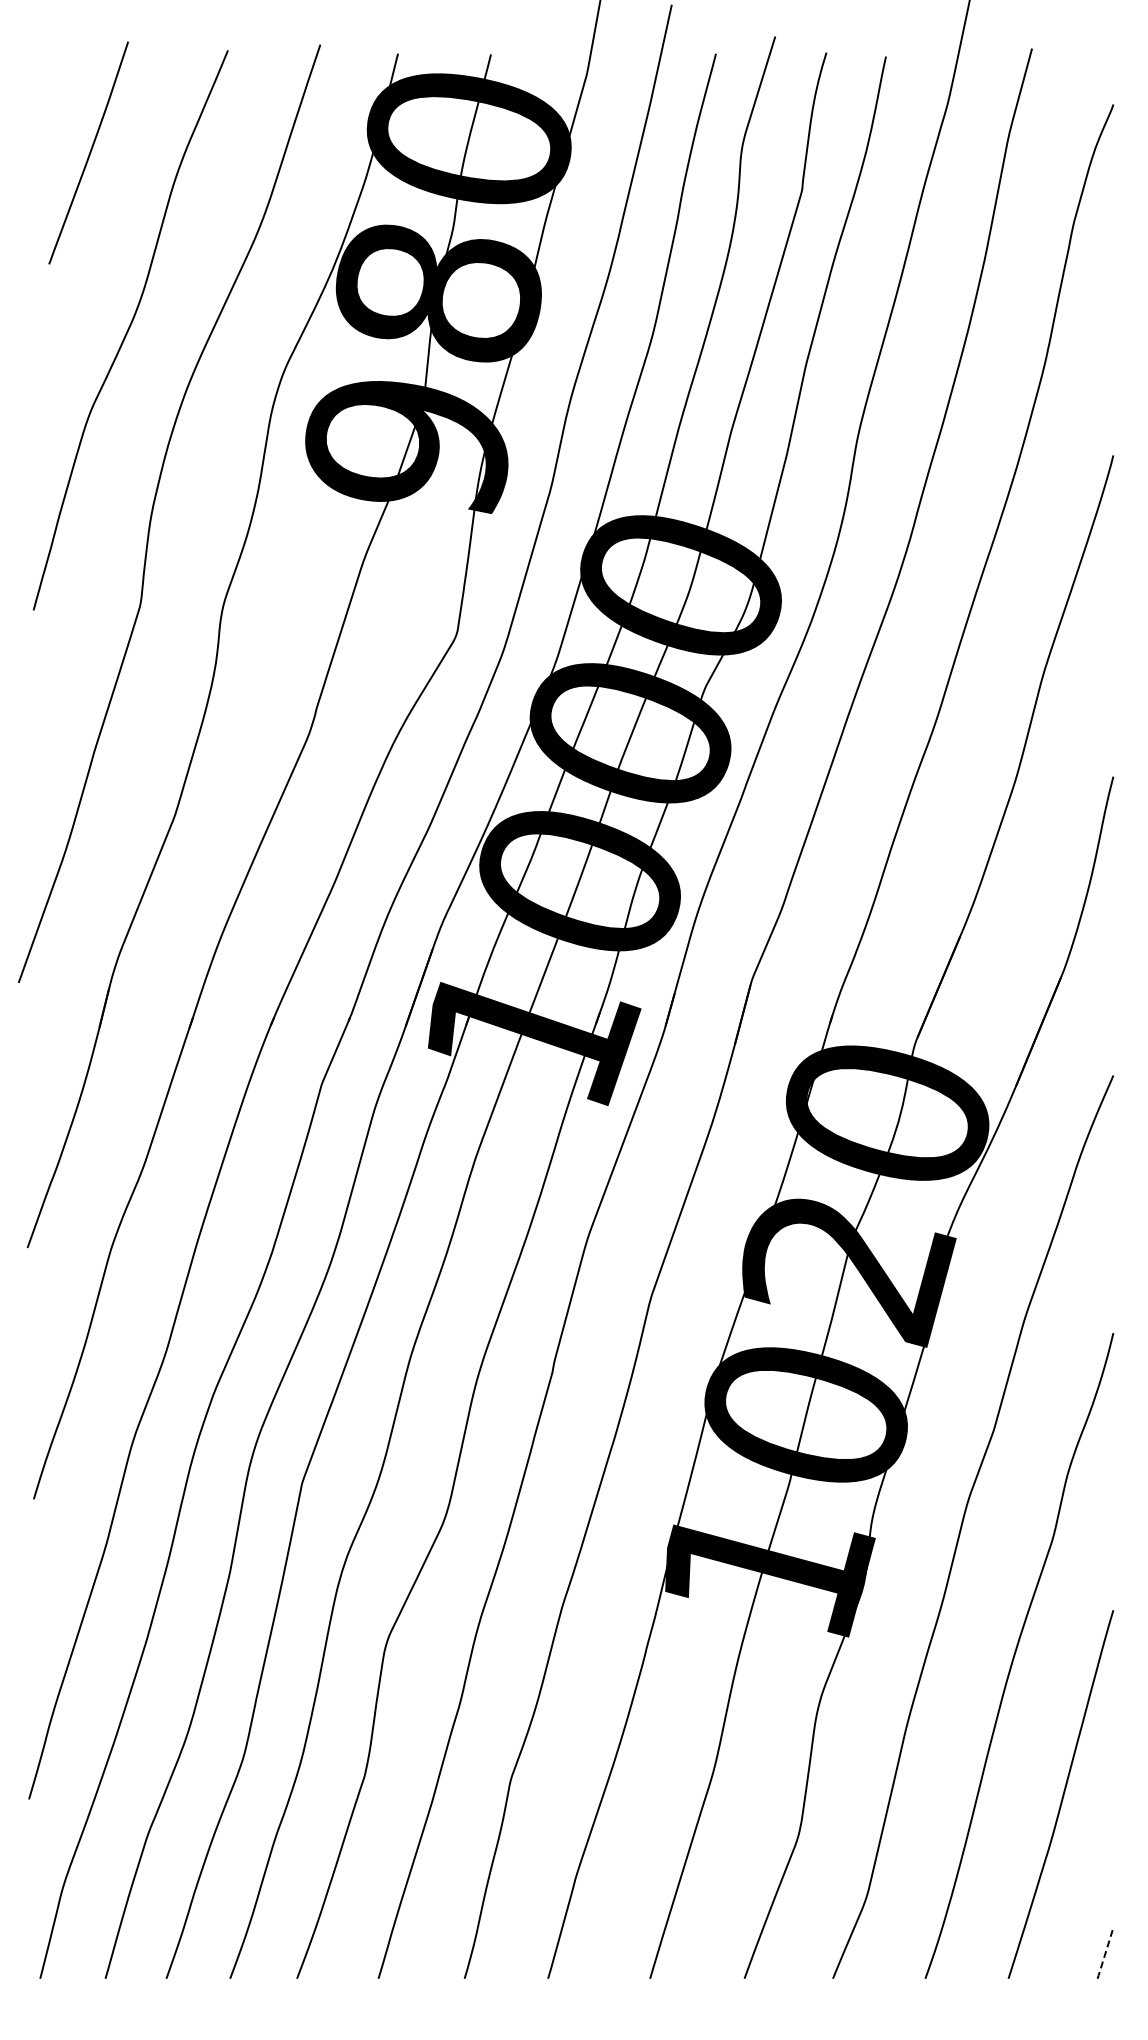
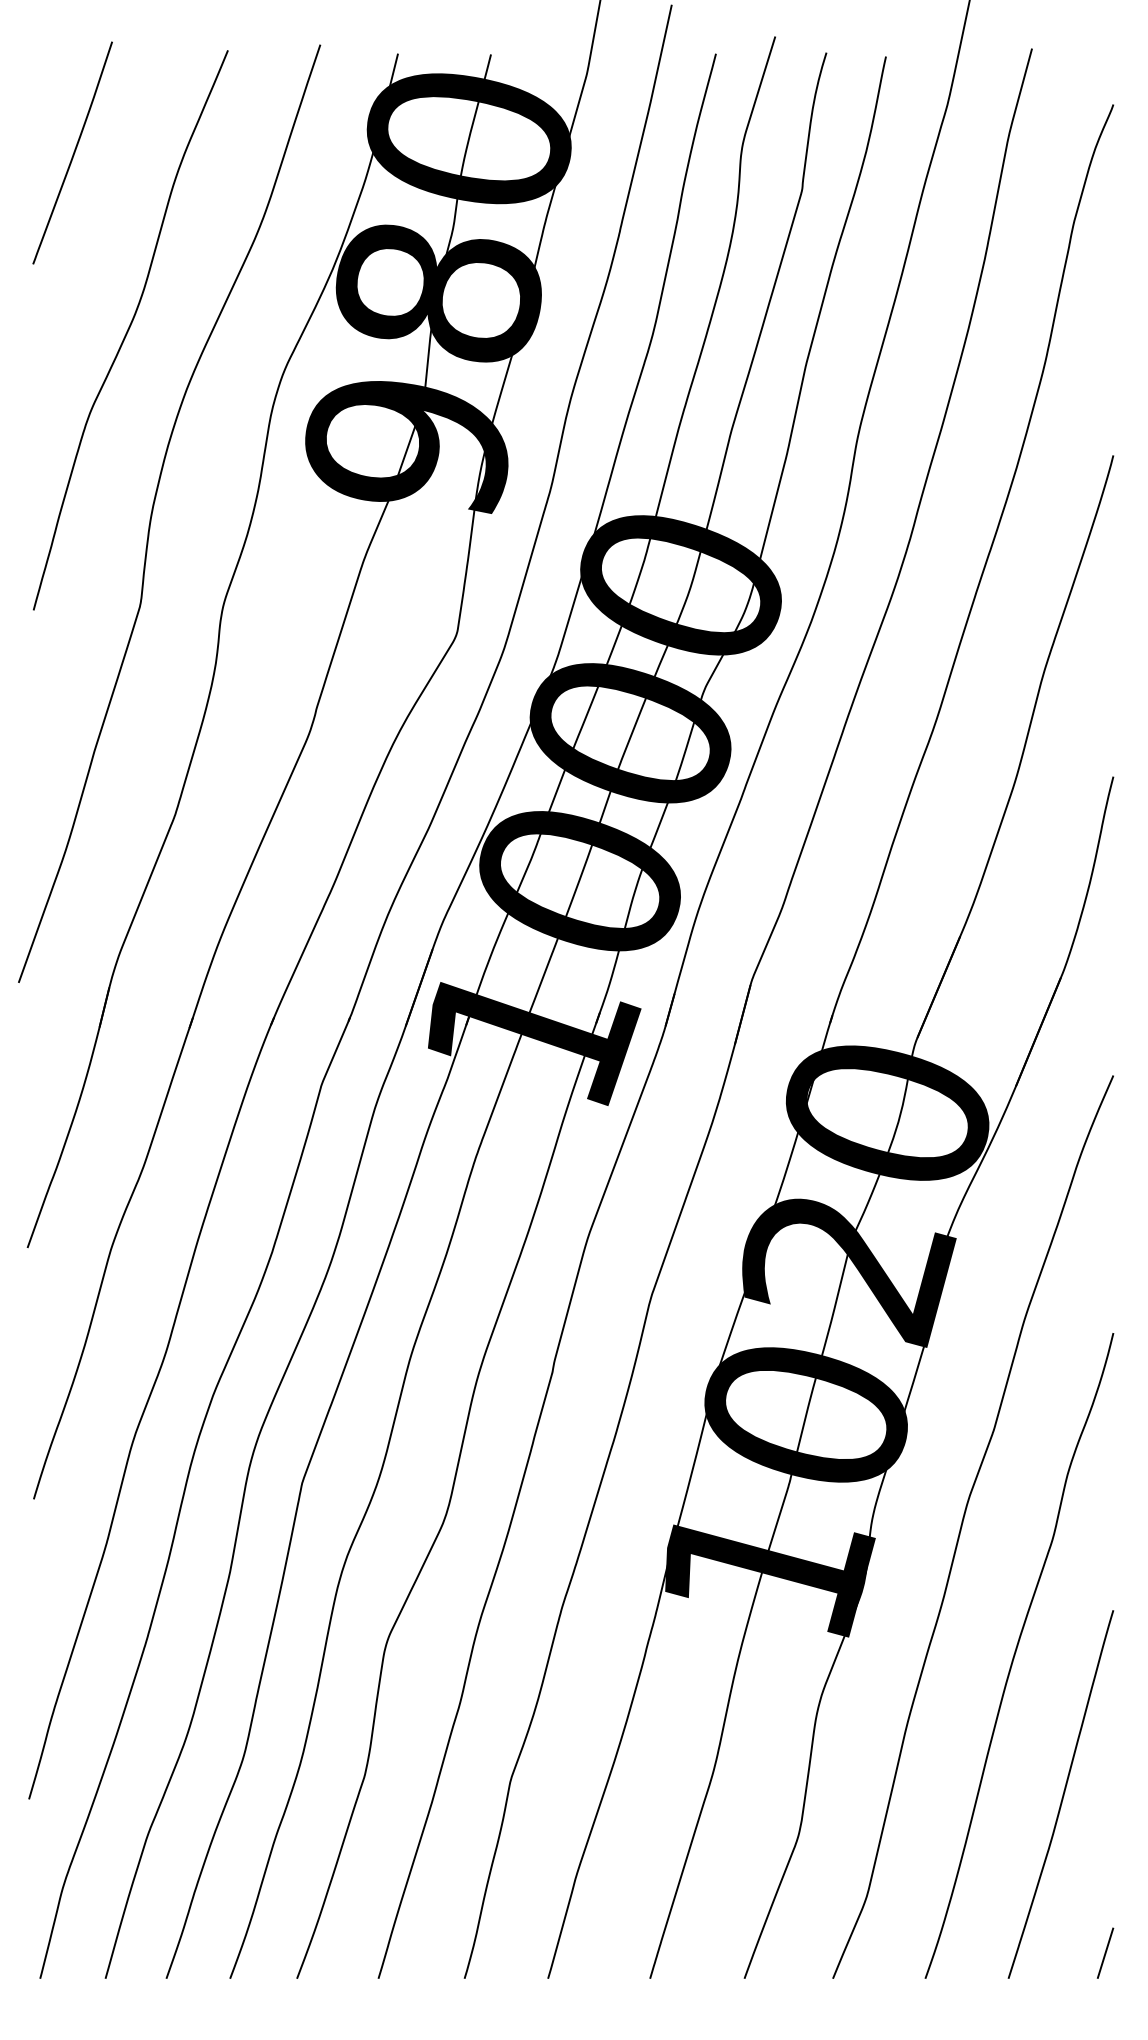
curve position: (89, 152) -> (73, 152) (73, 152)
line: dashed -> solid (1105, 1953)
